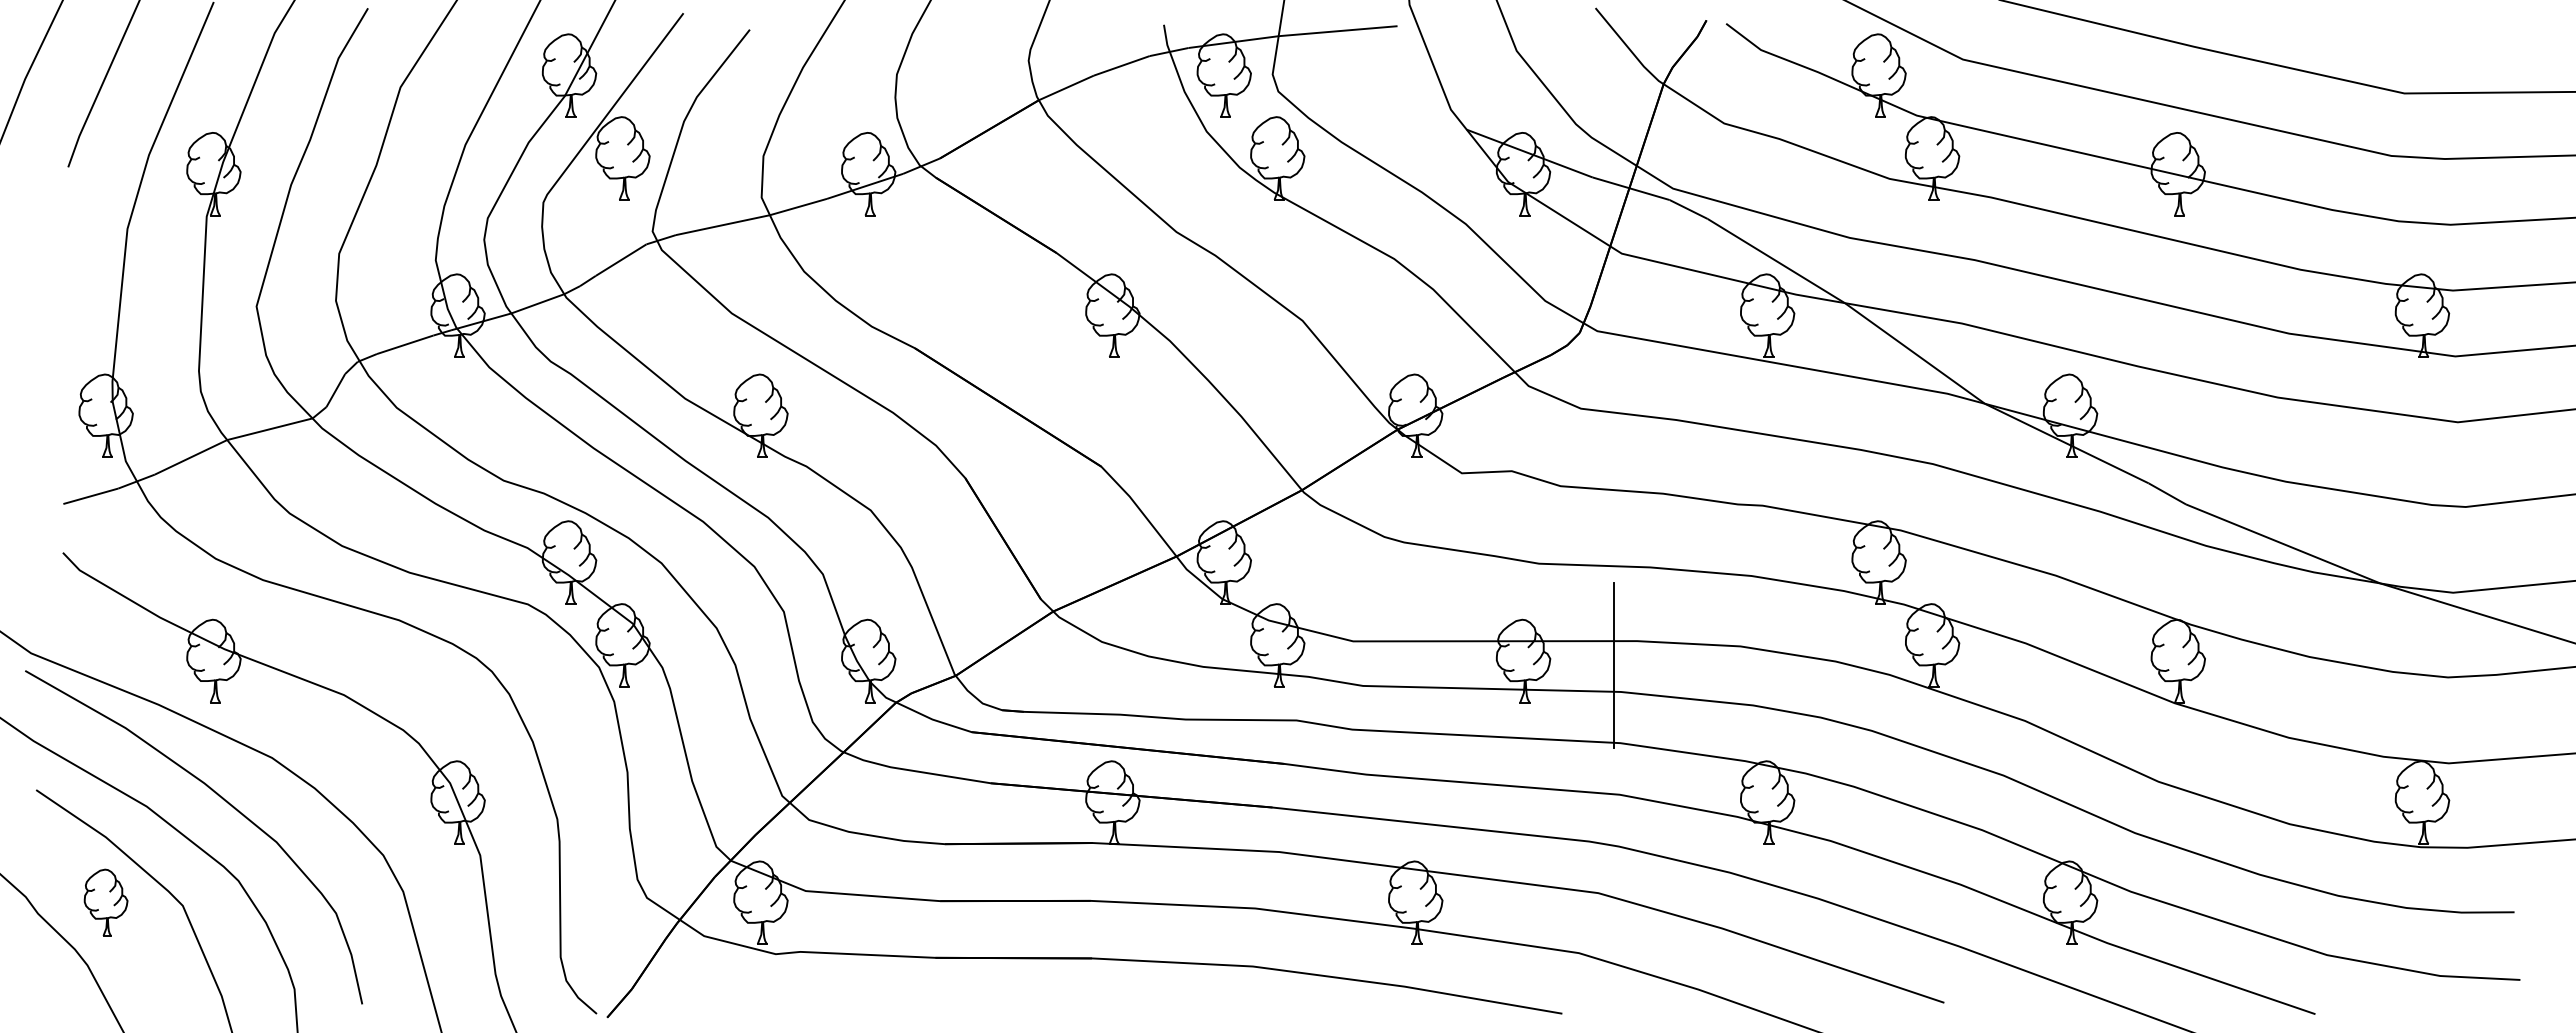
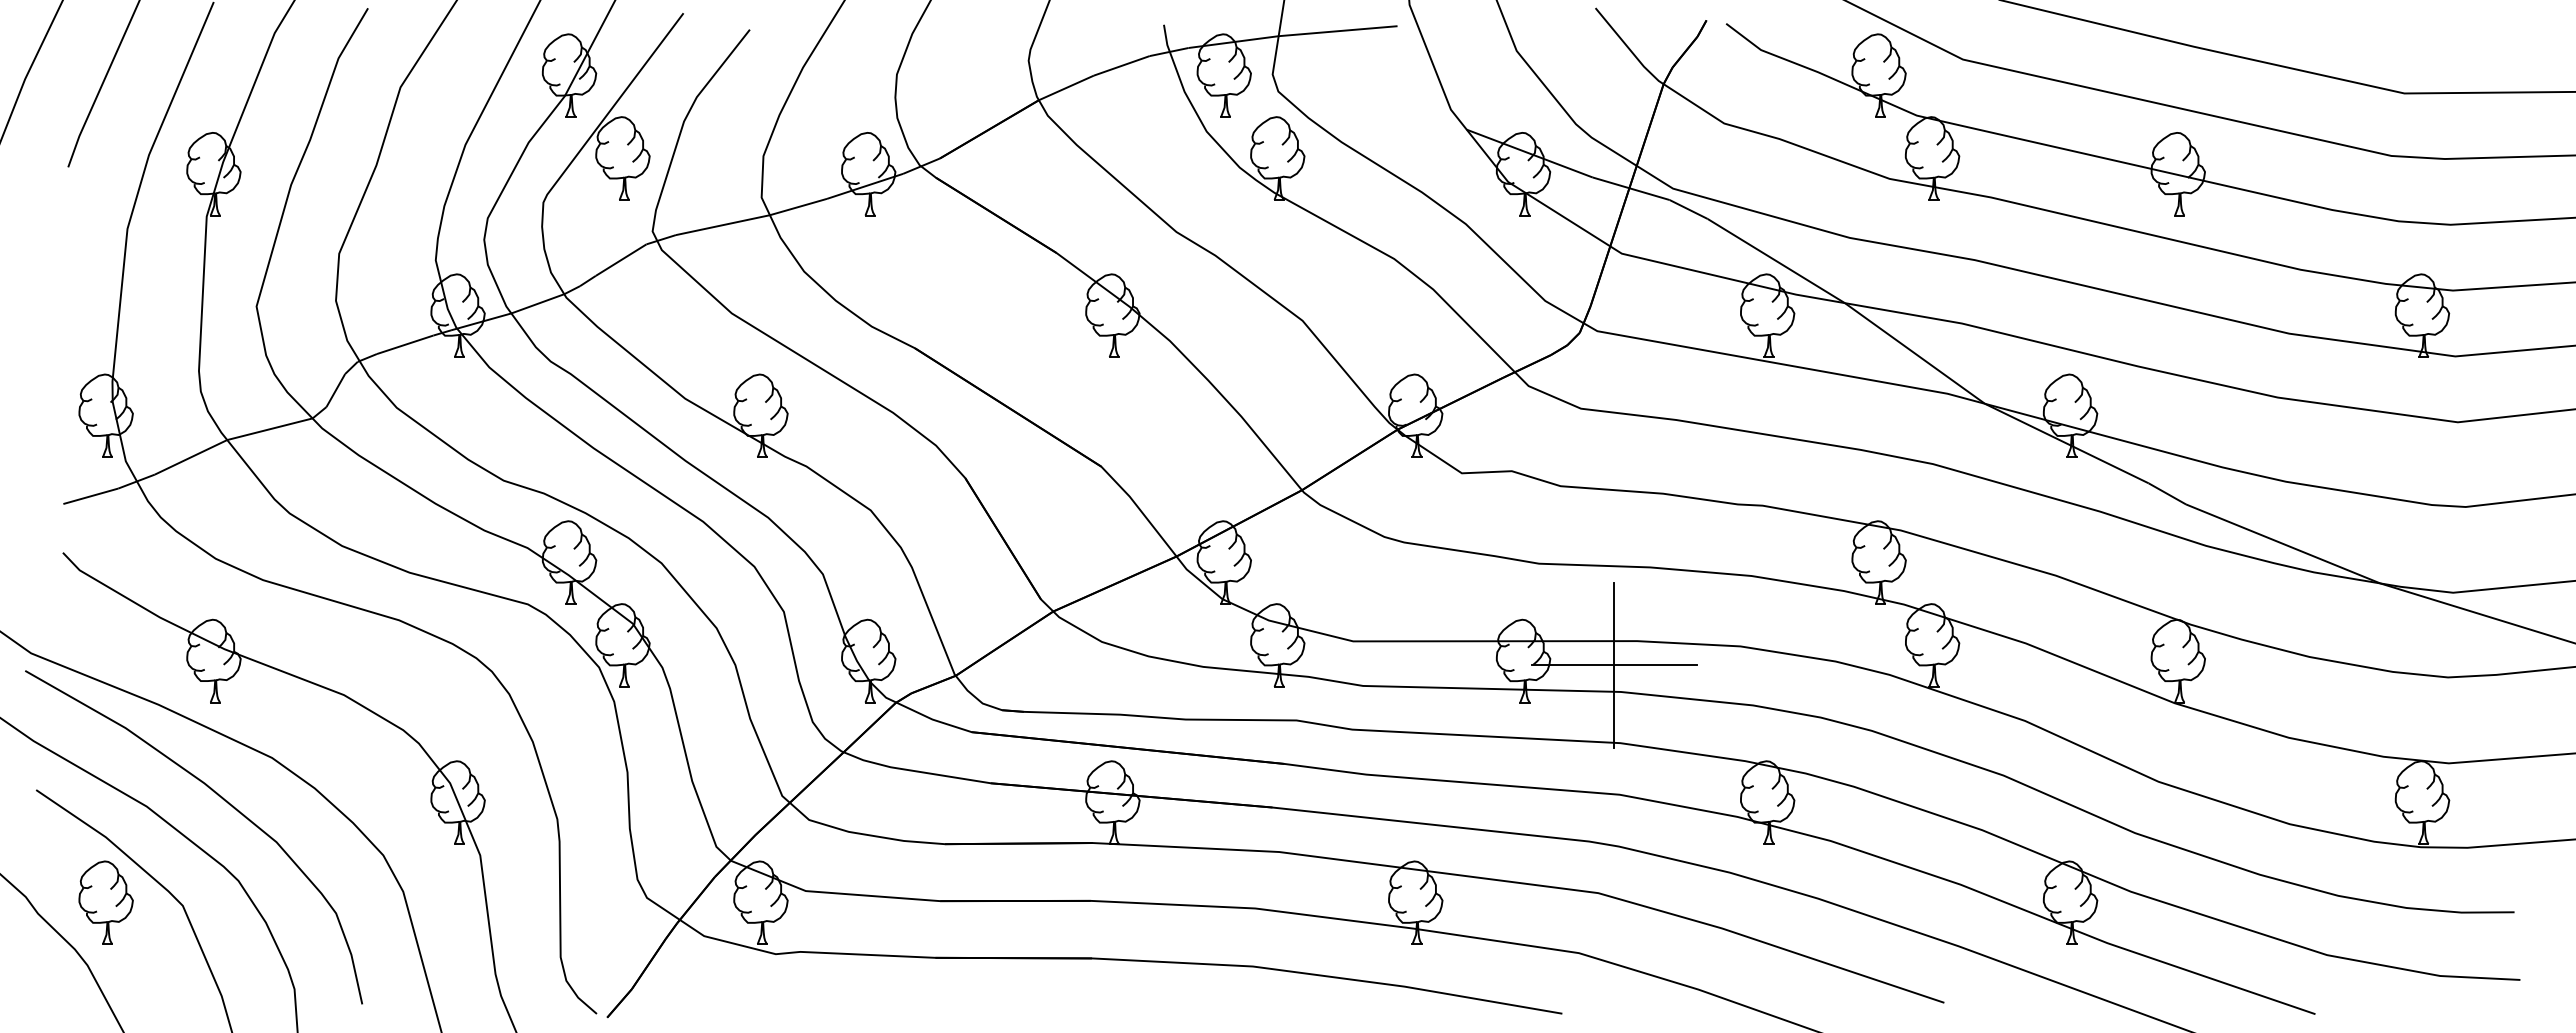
line: none -> present (1613, 665)
part size: 46x69 px -> 56x85 px (105, 902)
